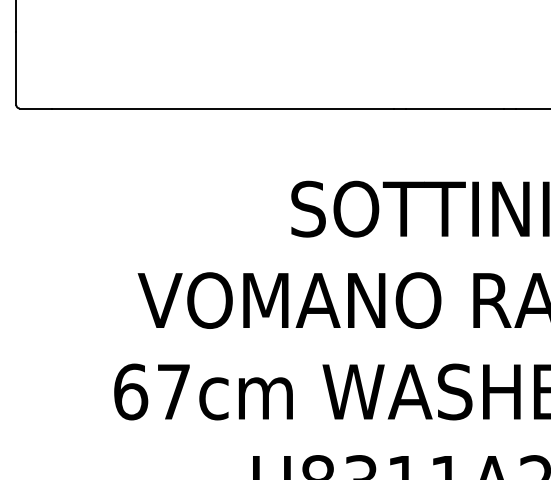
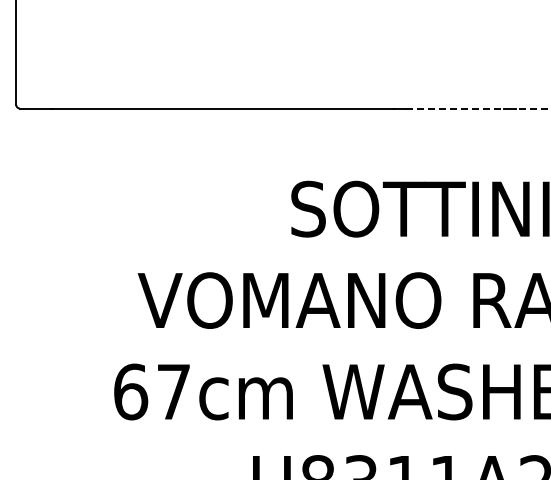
line: solid -> dashed (455, 108)
line: solid -> dashed (532, 108)
